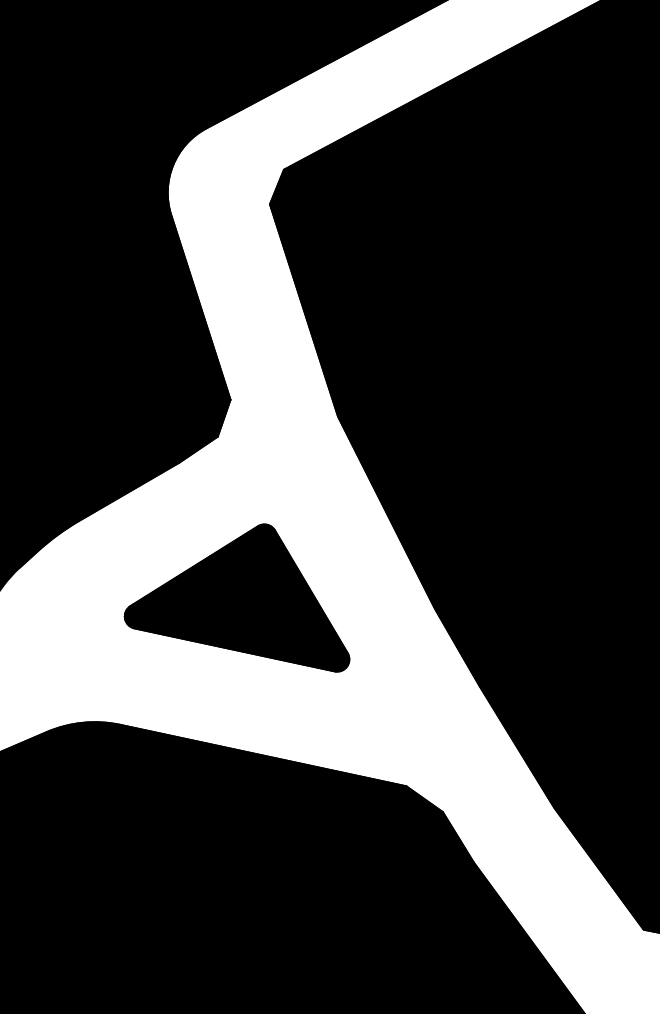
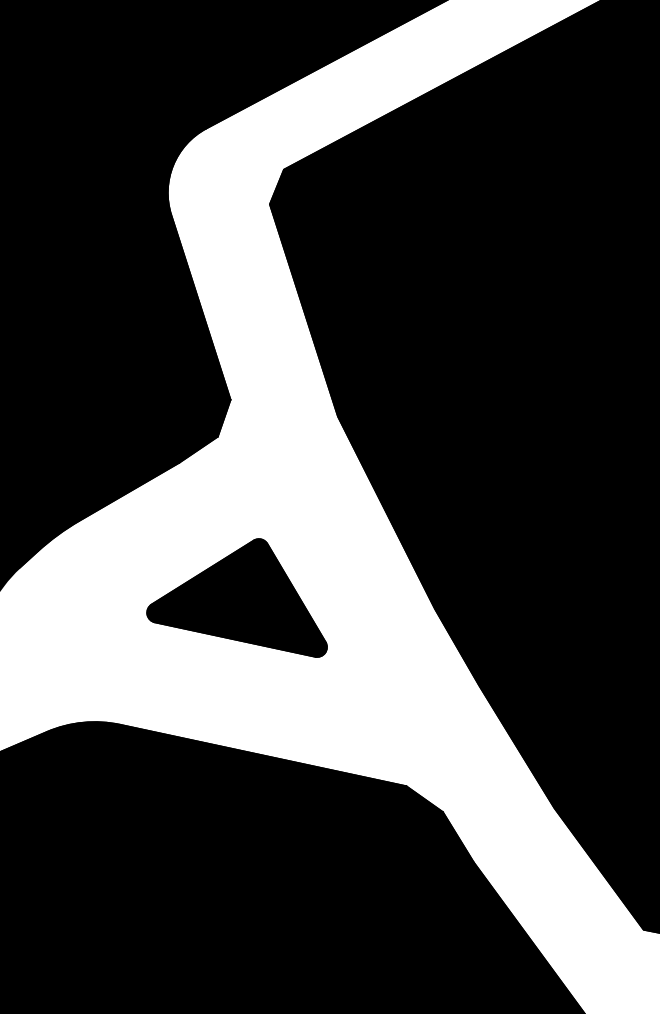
part size: 228x150 px -> 182x120 px (236, 597)
